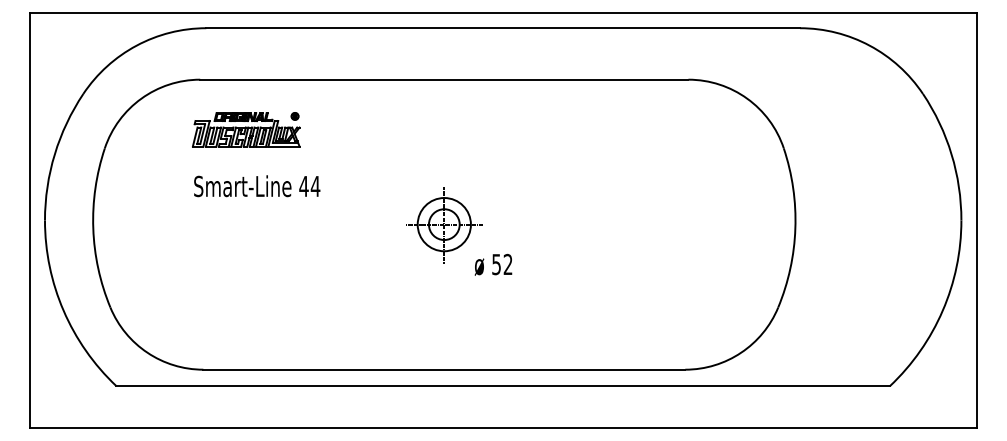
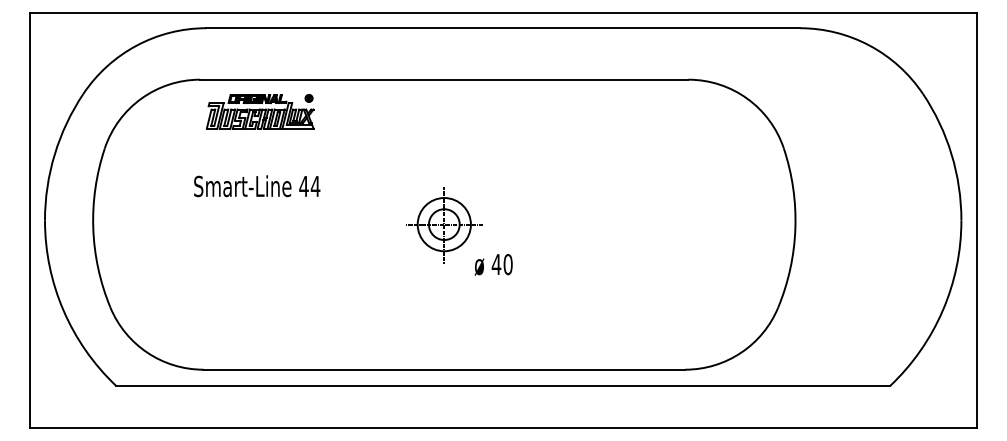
part position: (246, 129) -> (260, 111) (260, 111)
text: 52 -> 40 (501, 264)
